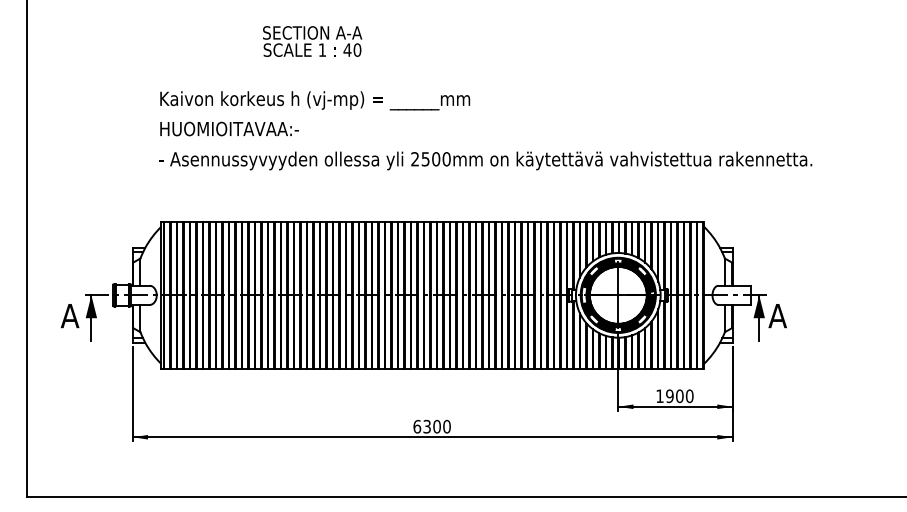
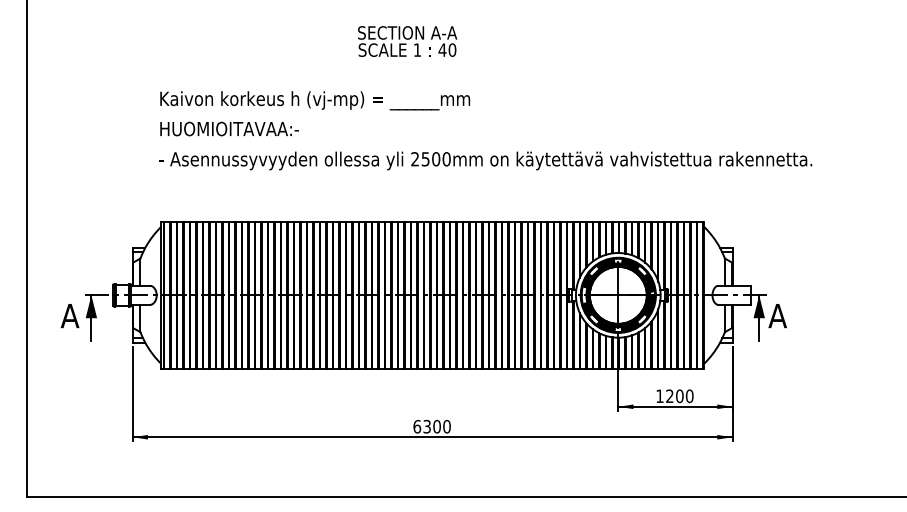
text position: (312, 41) -> (407, 41) (407, 41)
text: 1900 -> 1200 (669, 396)
